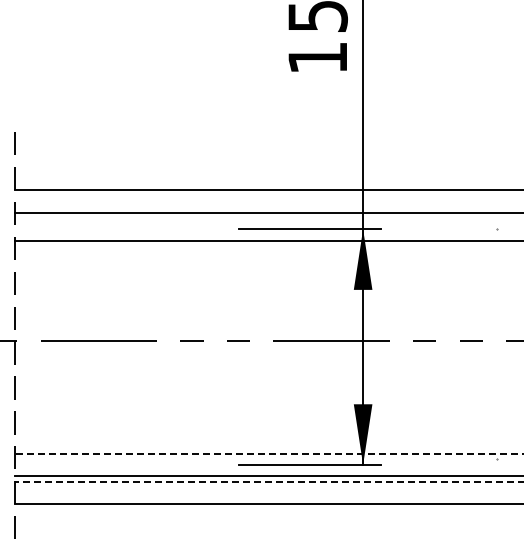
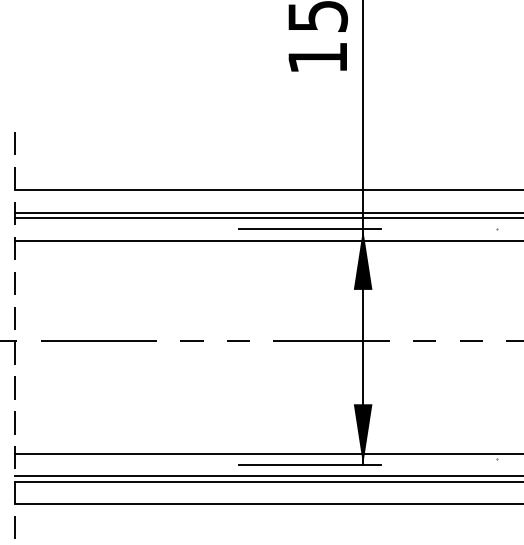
line: none -> present (267, 218)
line: dashed -> solid (268, 453)
line: dashed -> solid (268, 481)
